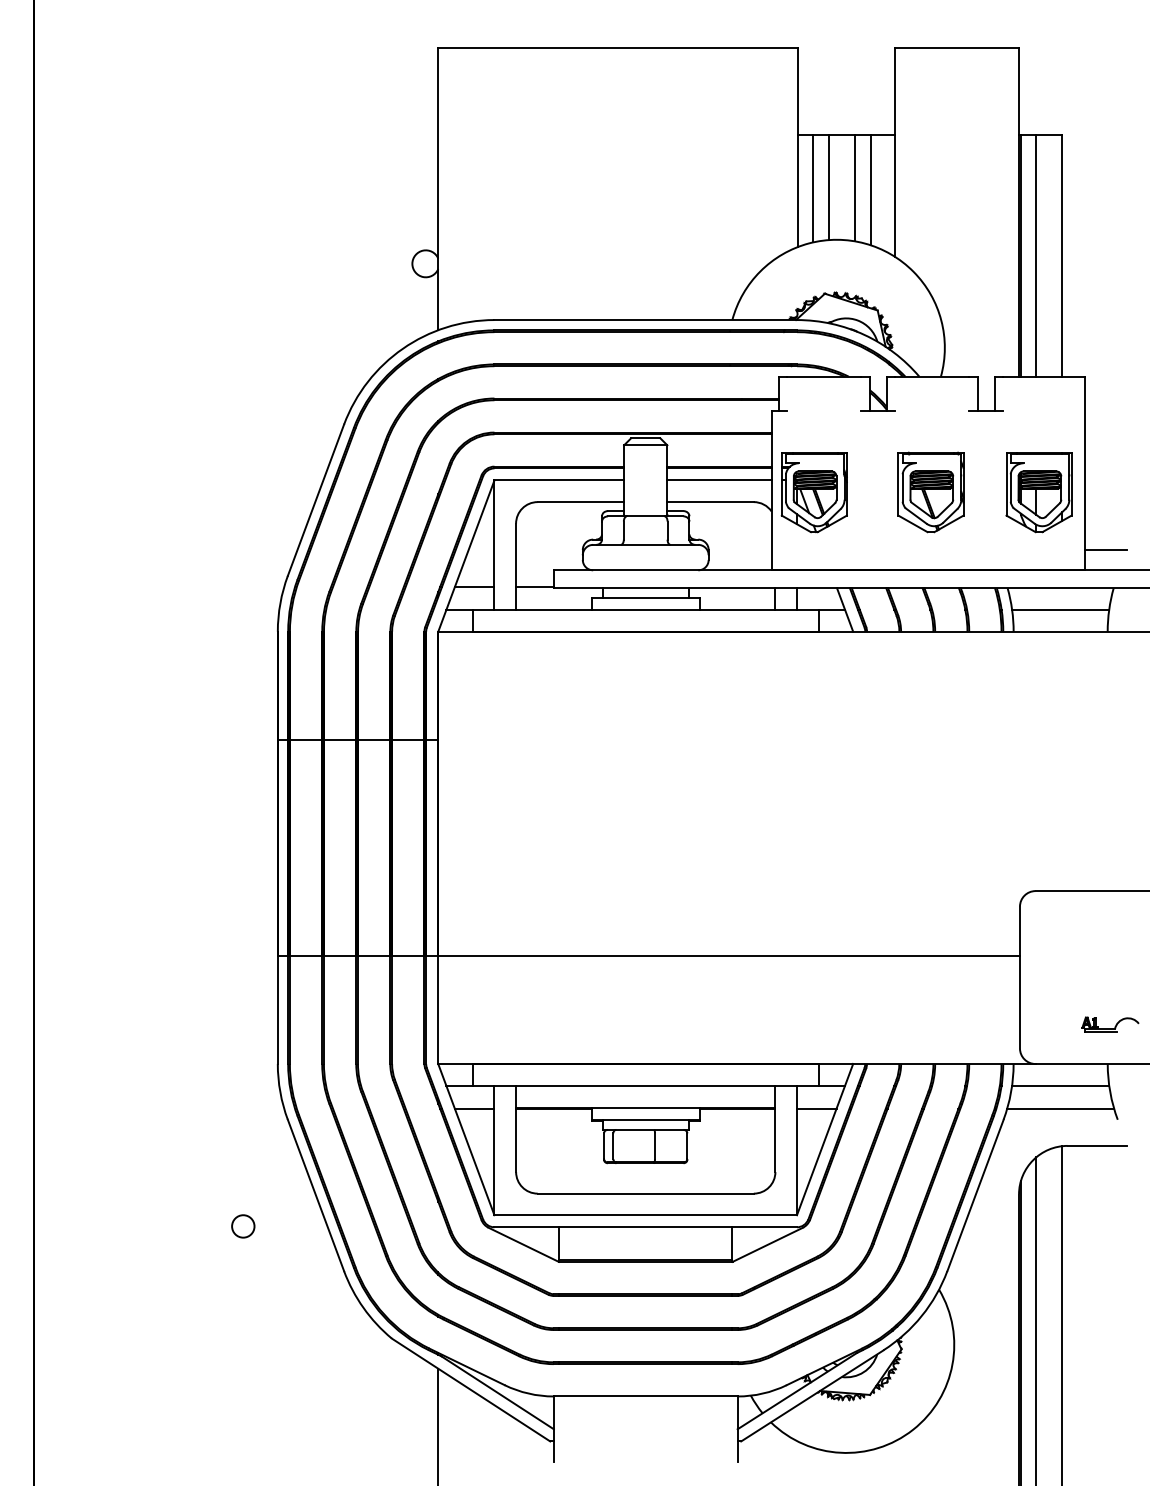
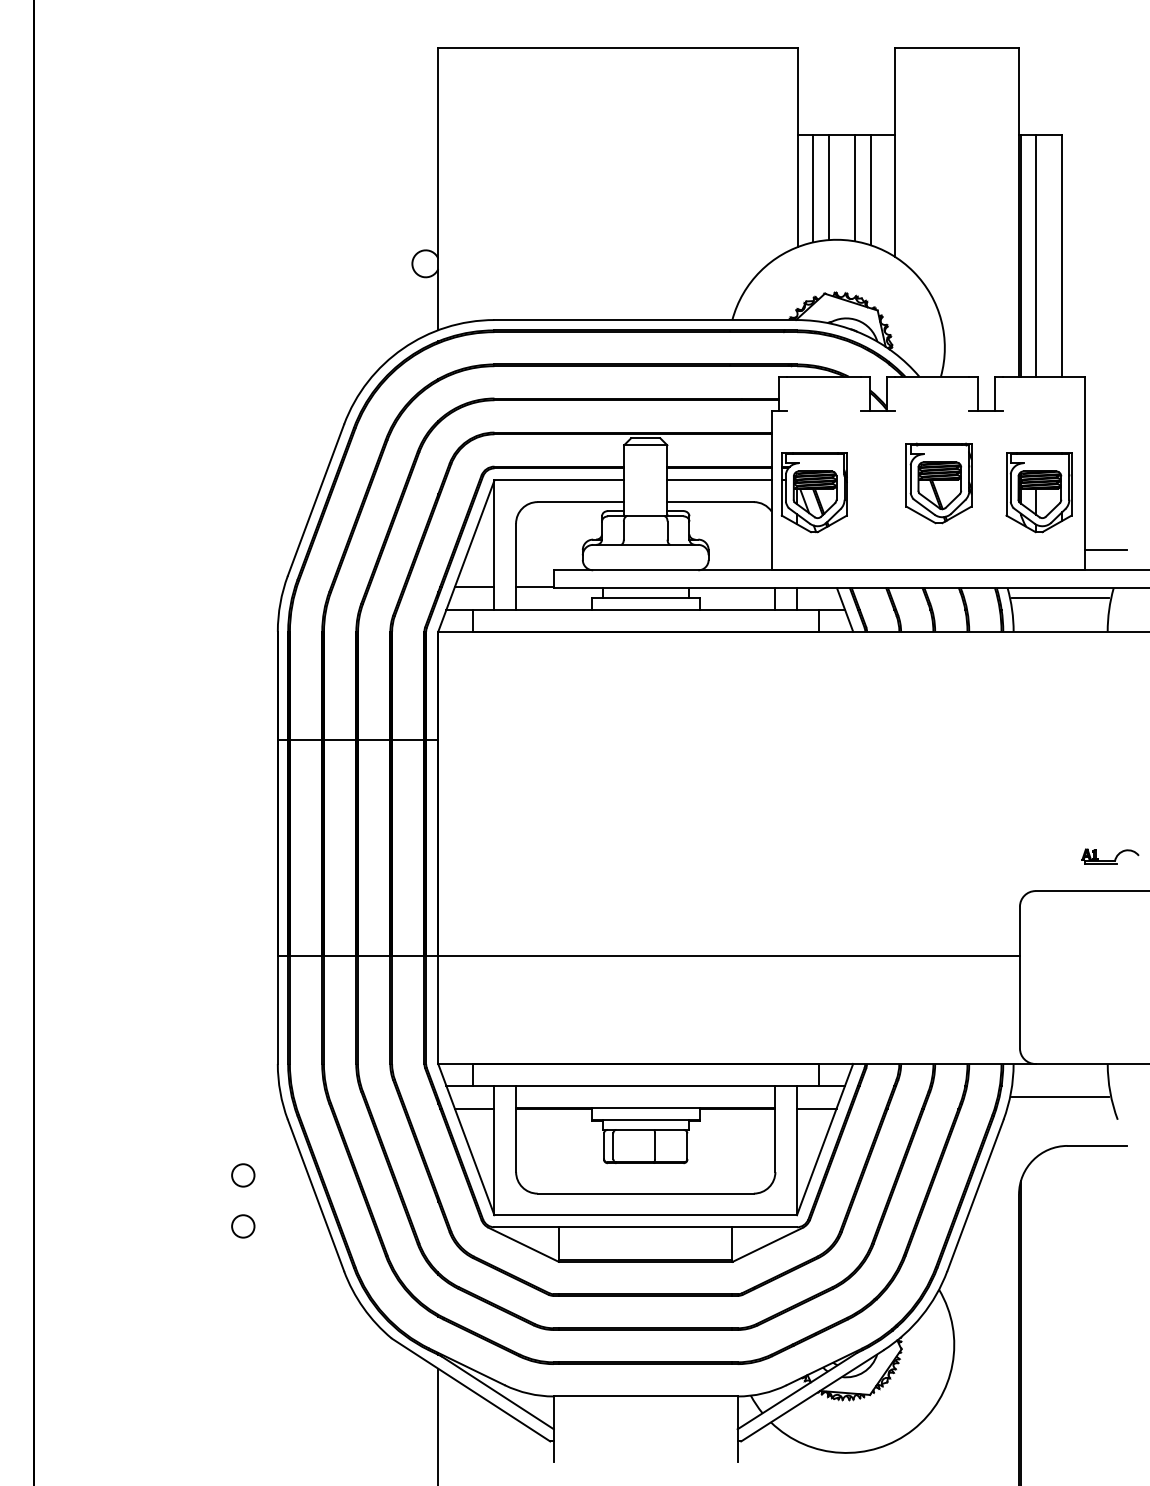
part position: (930, 492) -> (938, 483) (938, 483)
line position: (1060, 610) -> (1060, 598) (1060, 598)
part position: (1110, 1024) -> (1110, 856) (1110, 856)
line position: (1060, 1085) -> (1060, 1096) (1060, 1096)
line: present -> none (1060, 1108)
circle: none -> present (243, 1175)
line: present -> none (1062, 1314)
line: present -> none (1036, 1319)
